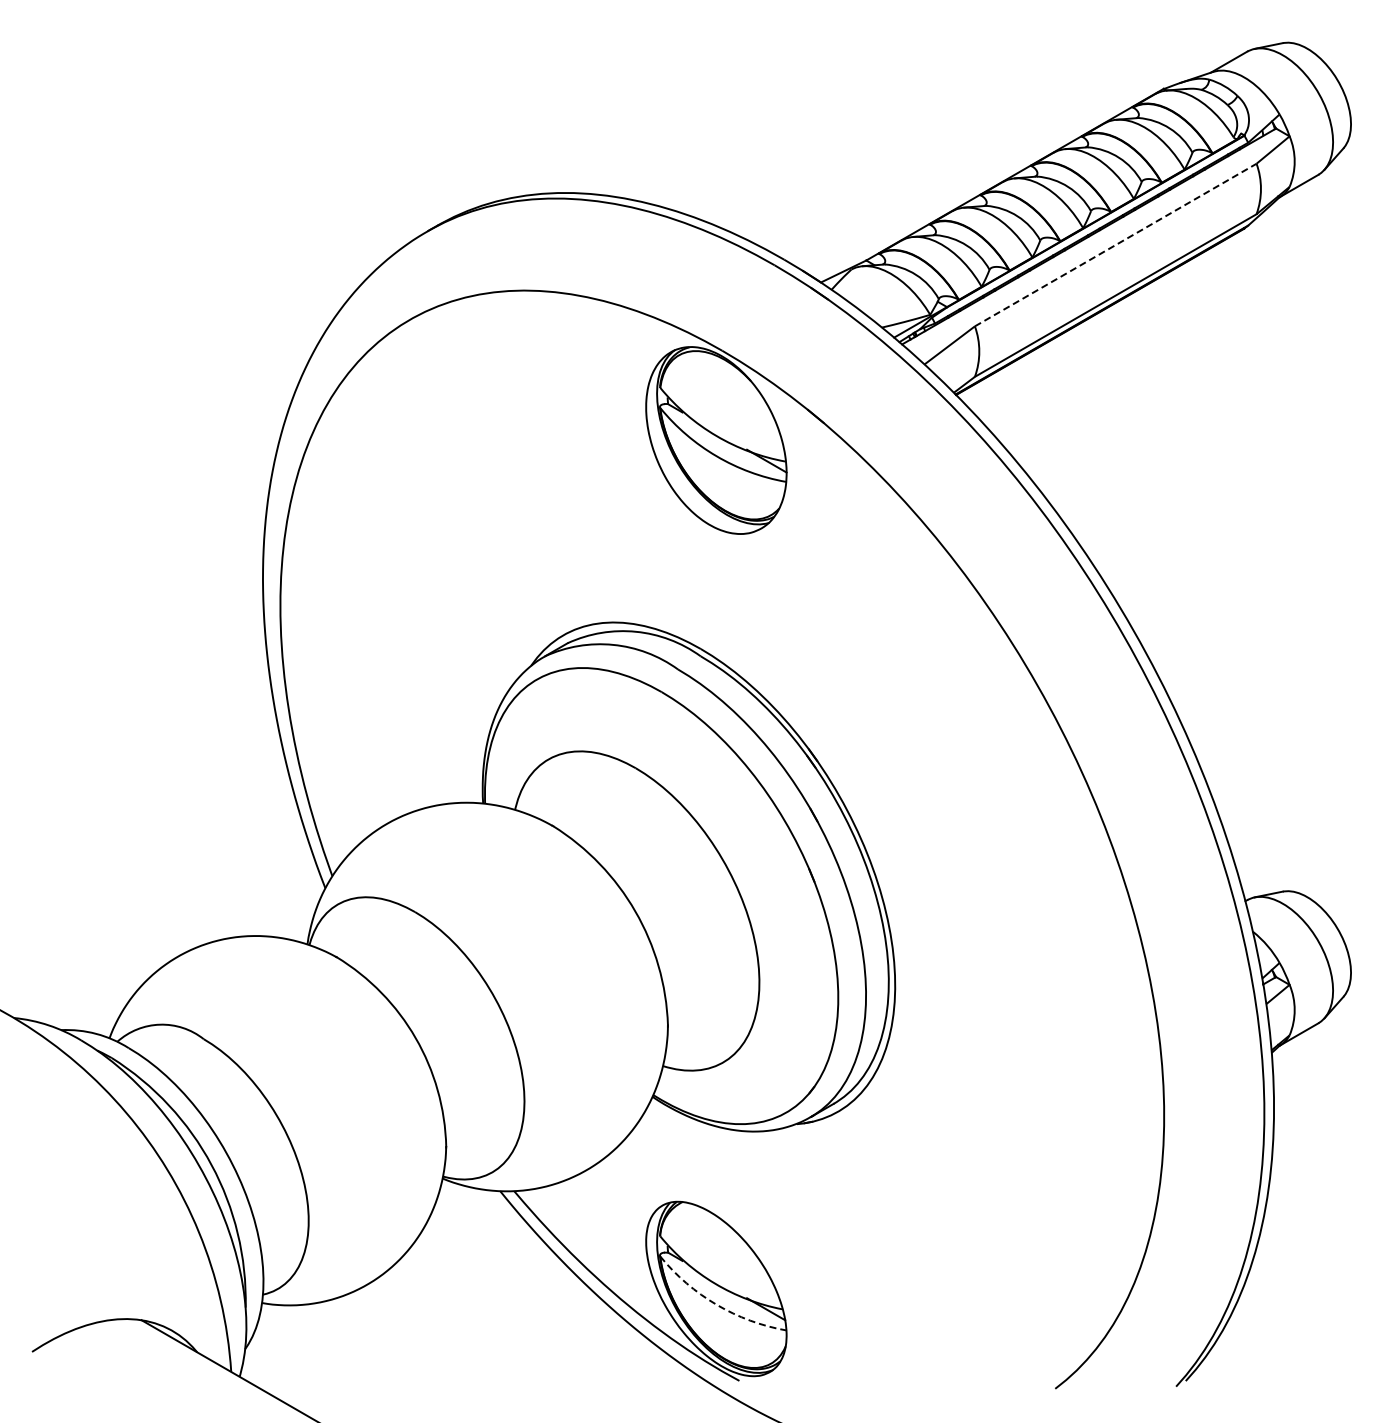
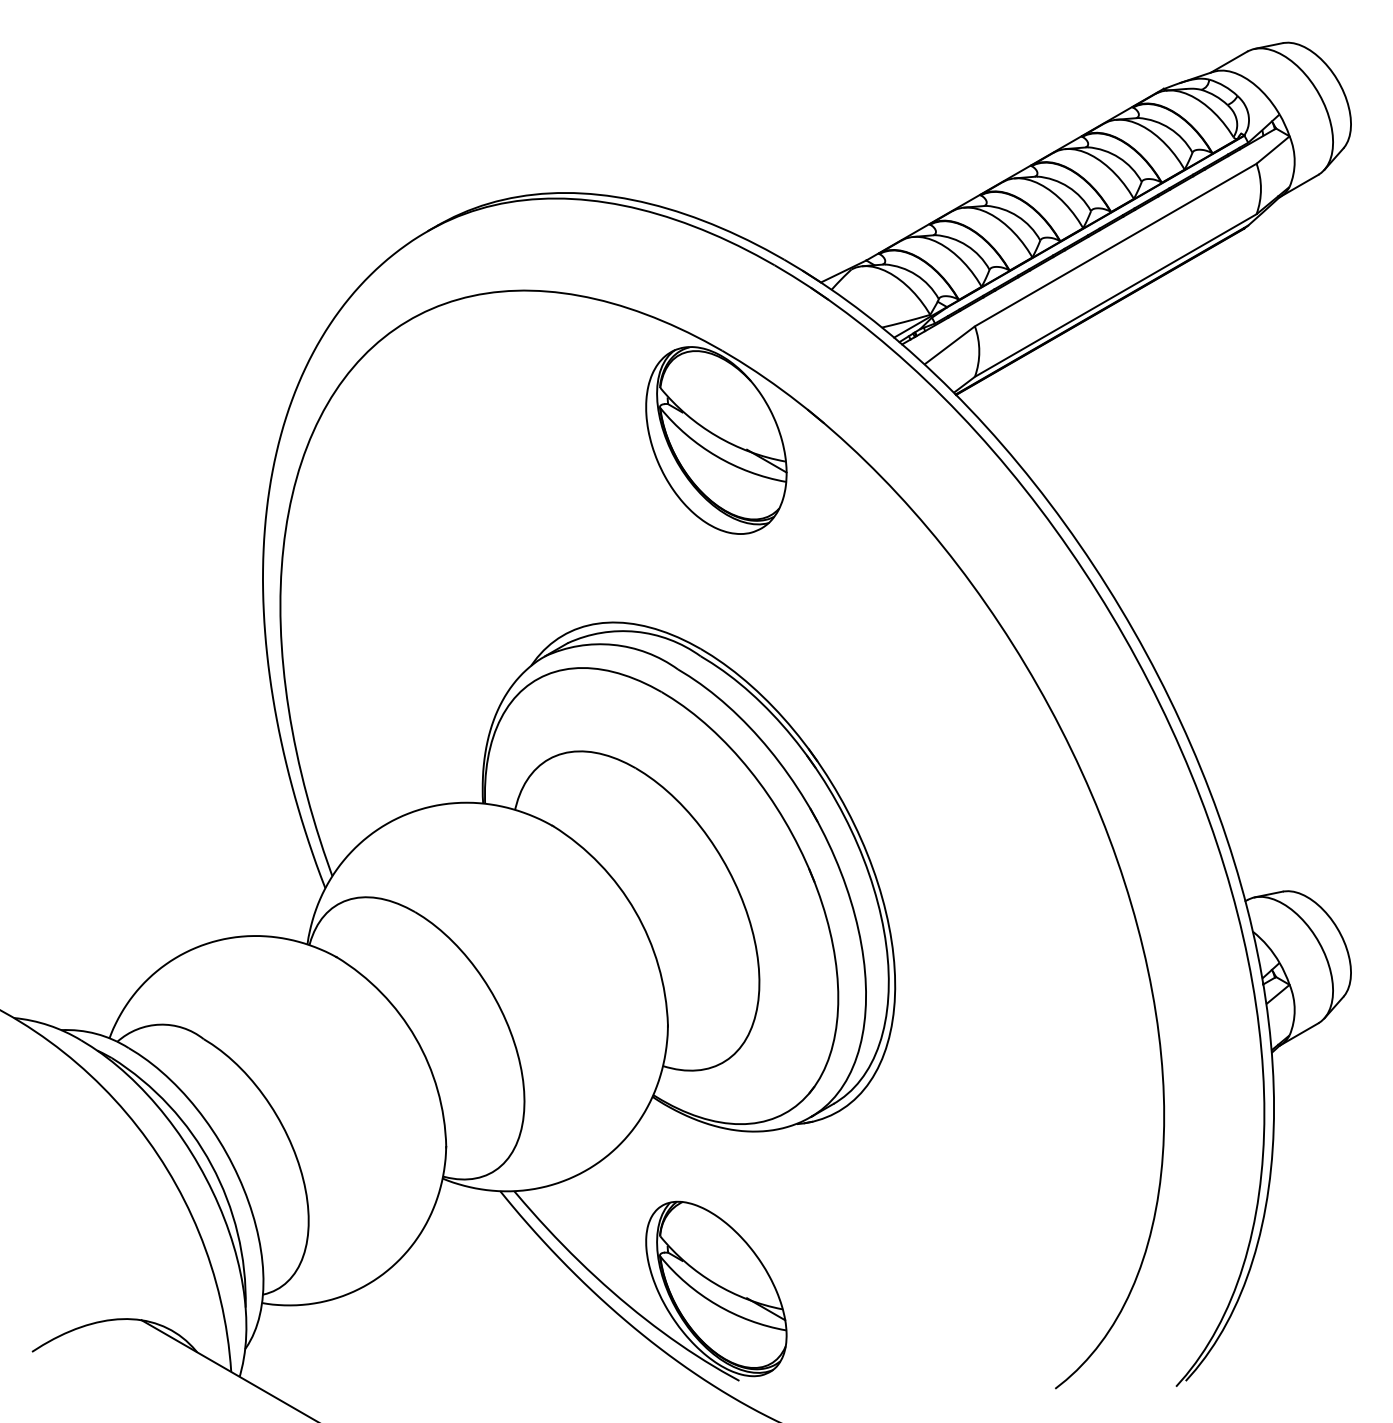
line: dashed -> solid (1115, 245)
arc: dashed -> solid (716, 1304)
